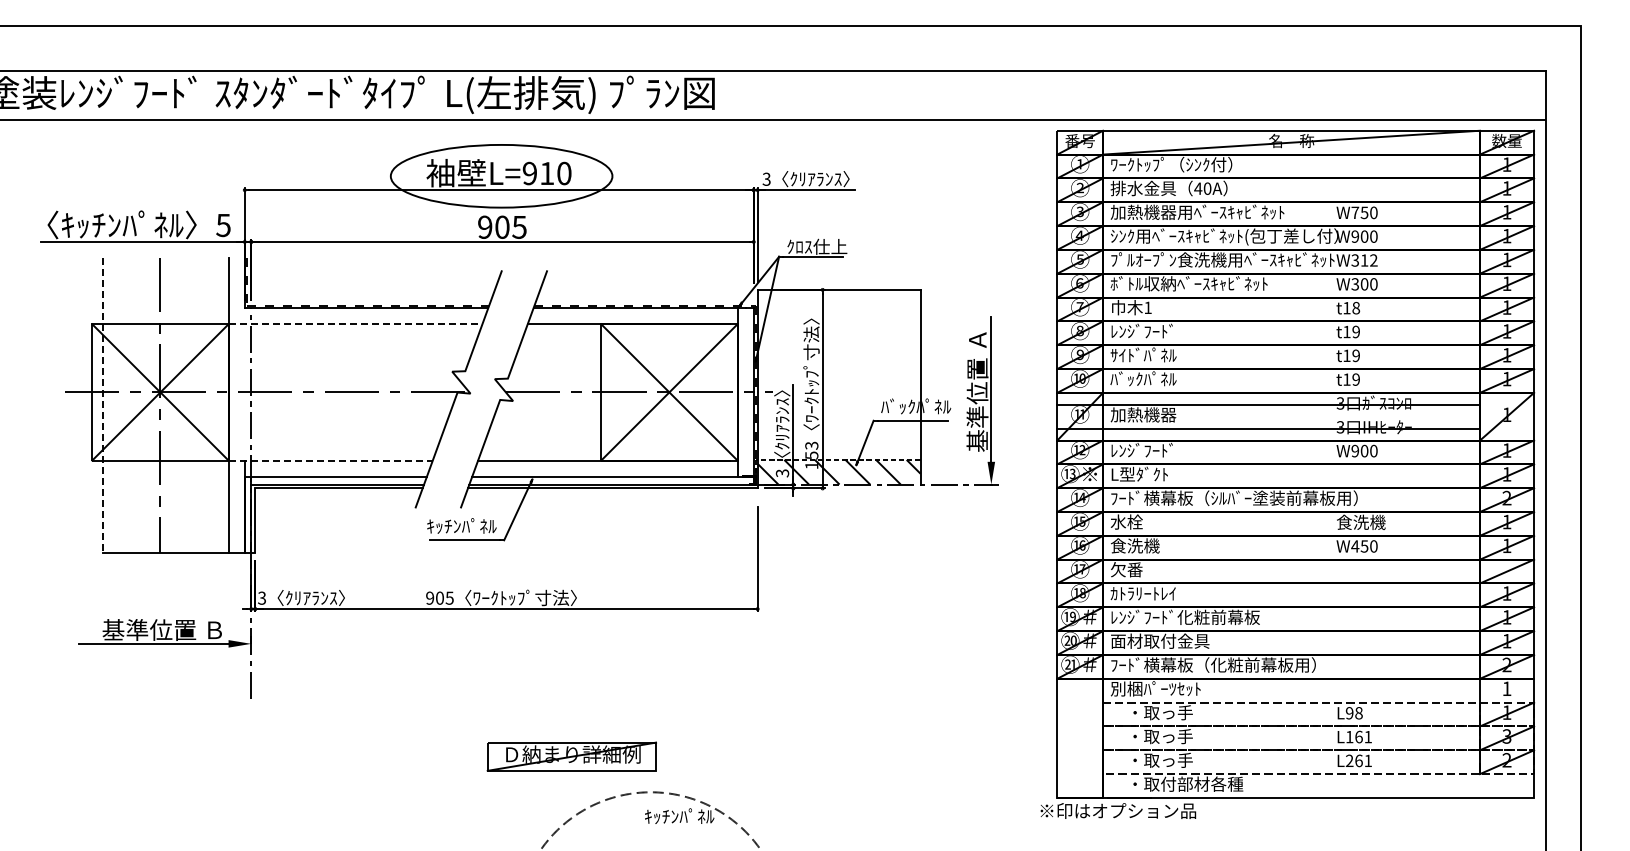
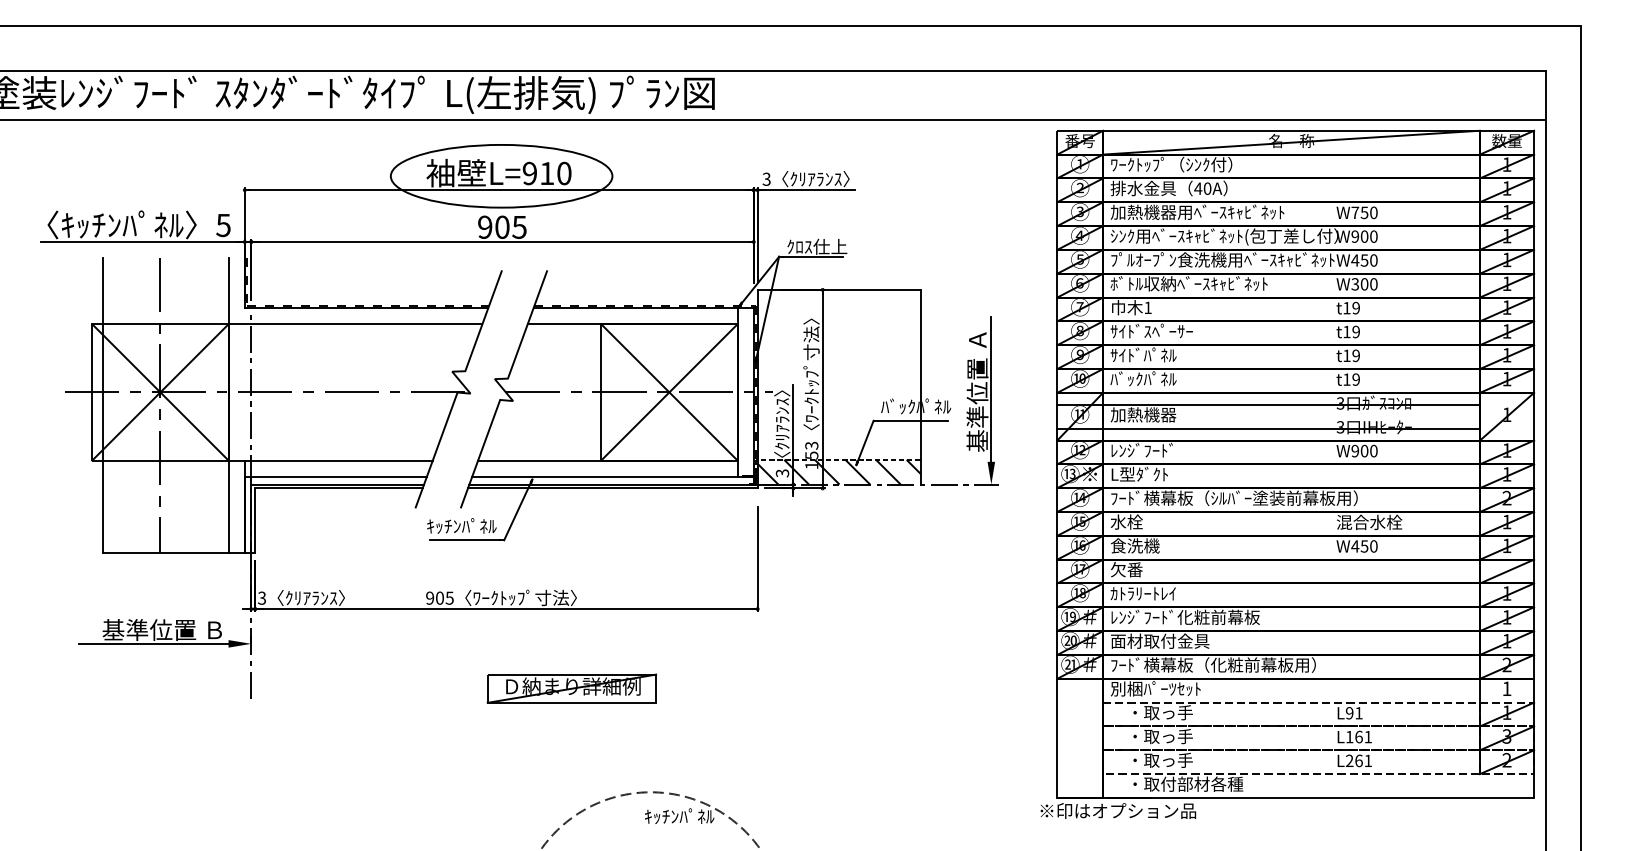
text: W312 -> W450 (1364, 260)
text: t18 -> t19 (1356, 308)
line: dashed -> solid (355, 324)
text: ﾚﾝｼﾞﾌｰﾄﾞ -> ｻｲﾄﾞｽﾍﾟｰｻｰ (1151, 330)
line: dashed -> solid (103, 405)
line: dashed -> solid (331, 460)
text: 食洗機 -> 混合水栓 (1369, 522)
text: L98 -> L91 (1358, 713)
part position: (571, 756) -> (571, 688) (571, 688)
